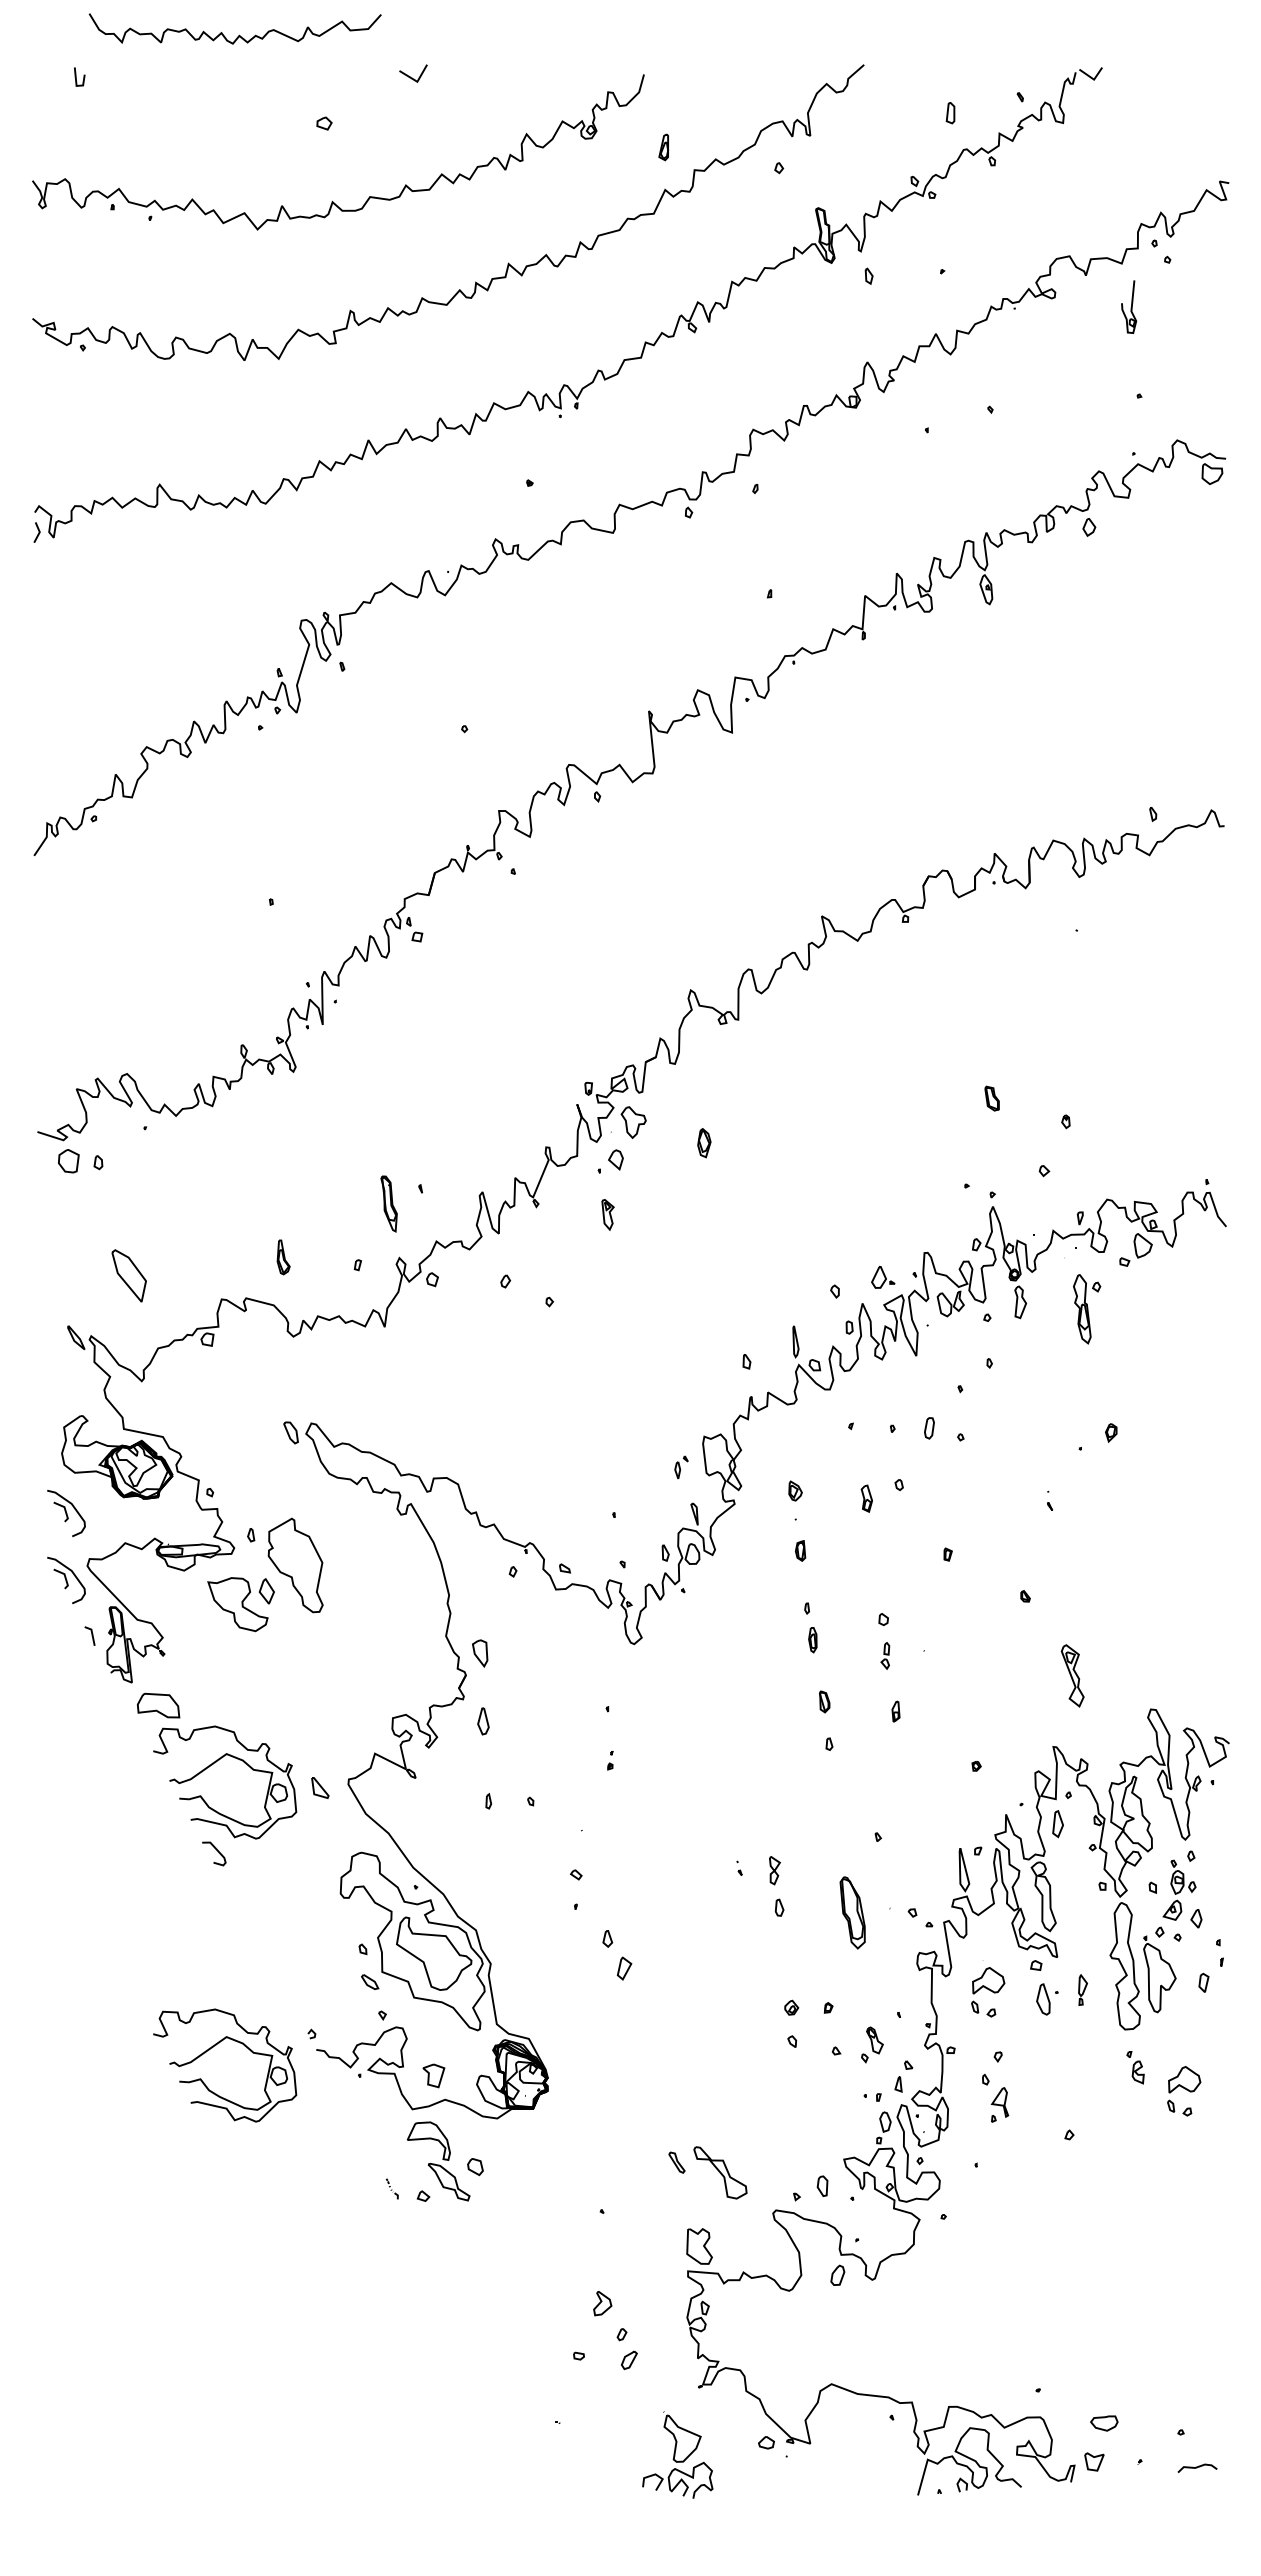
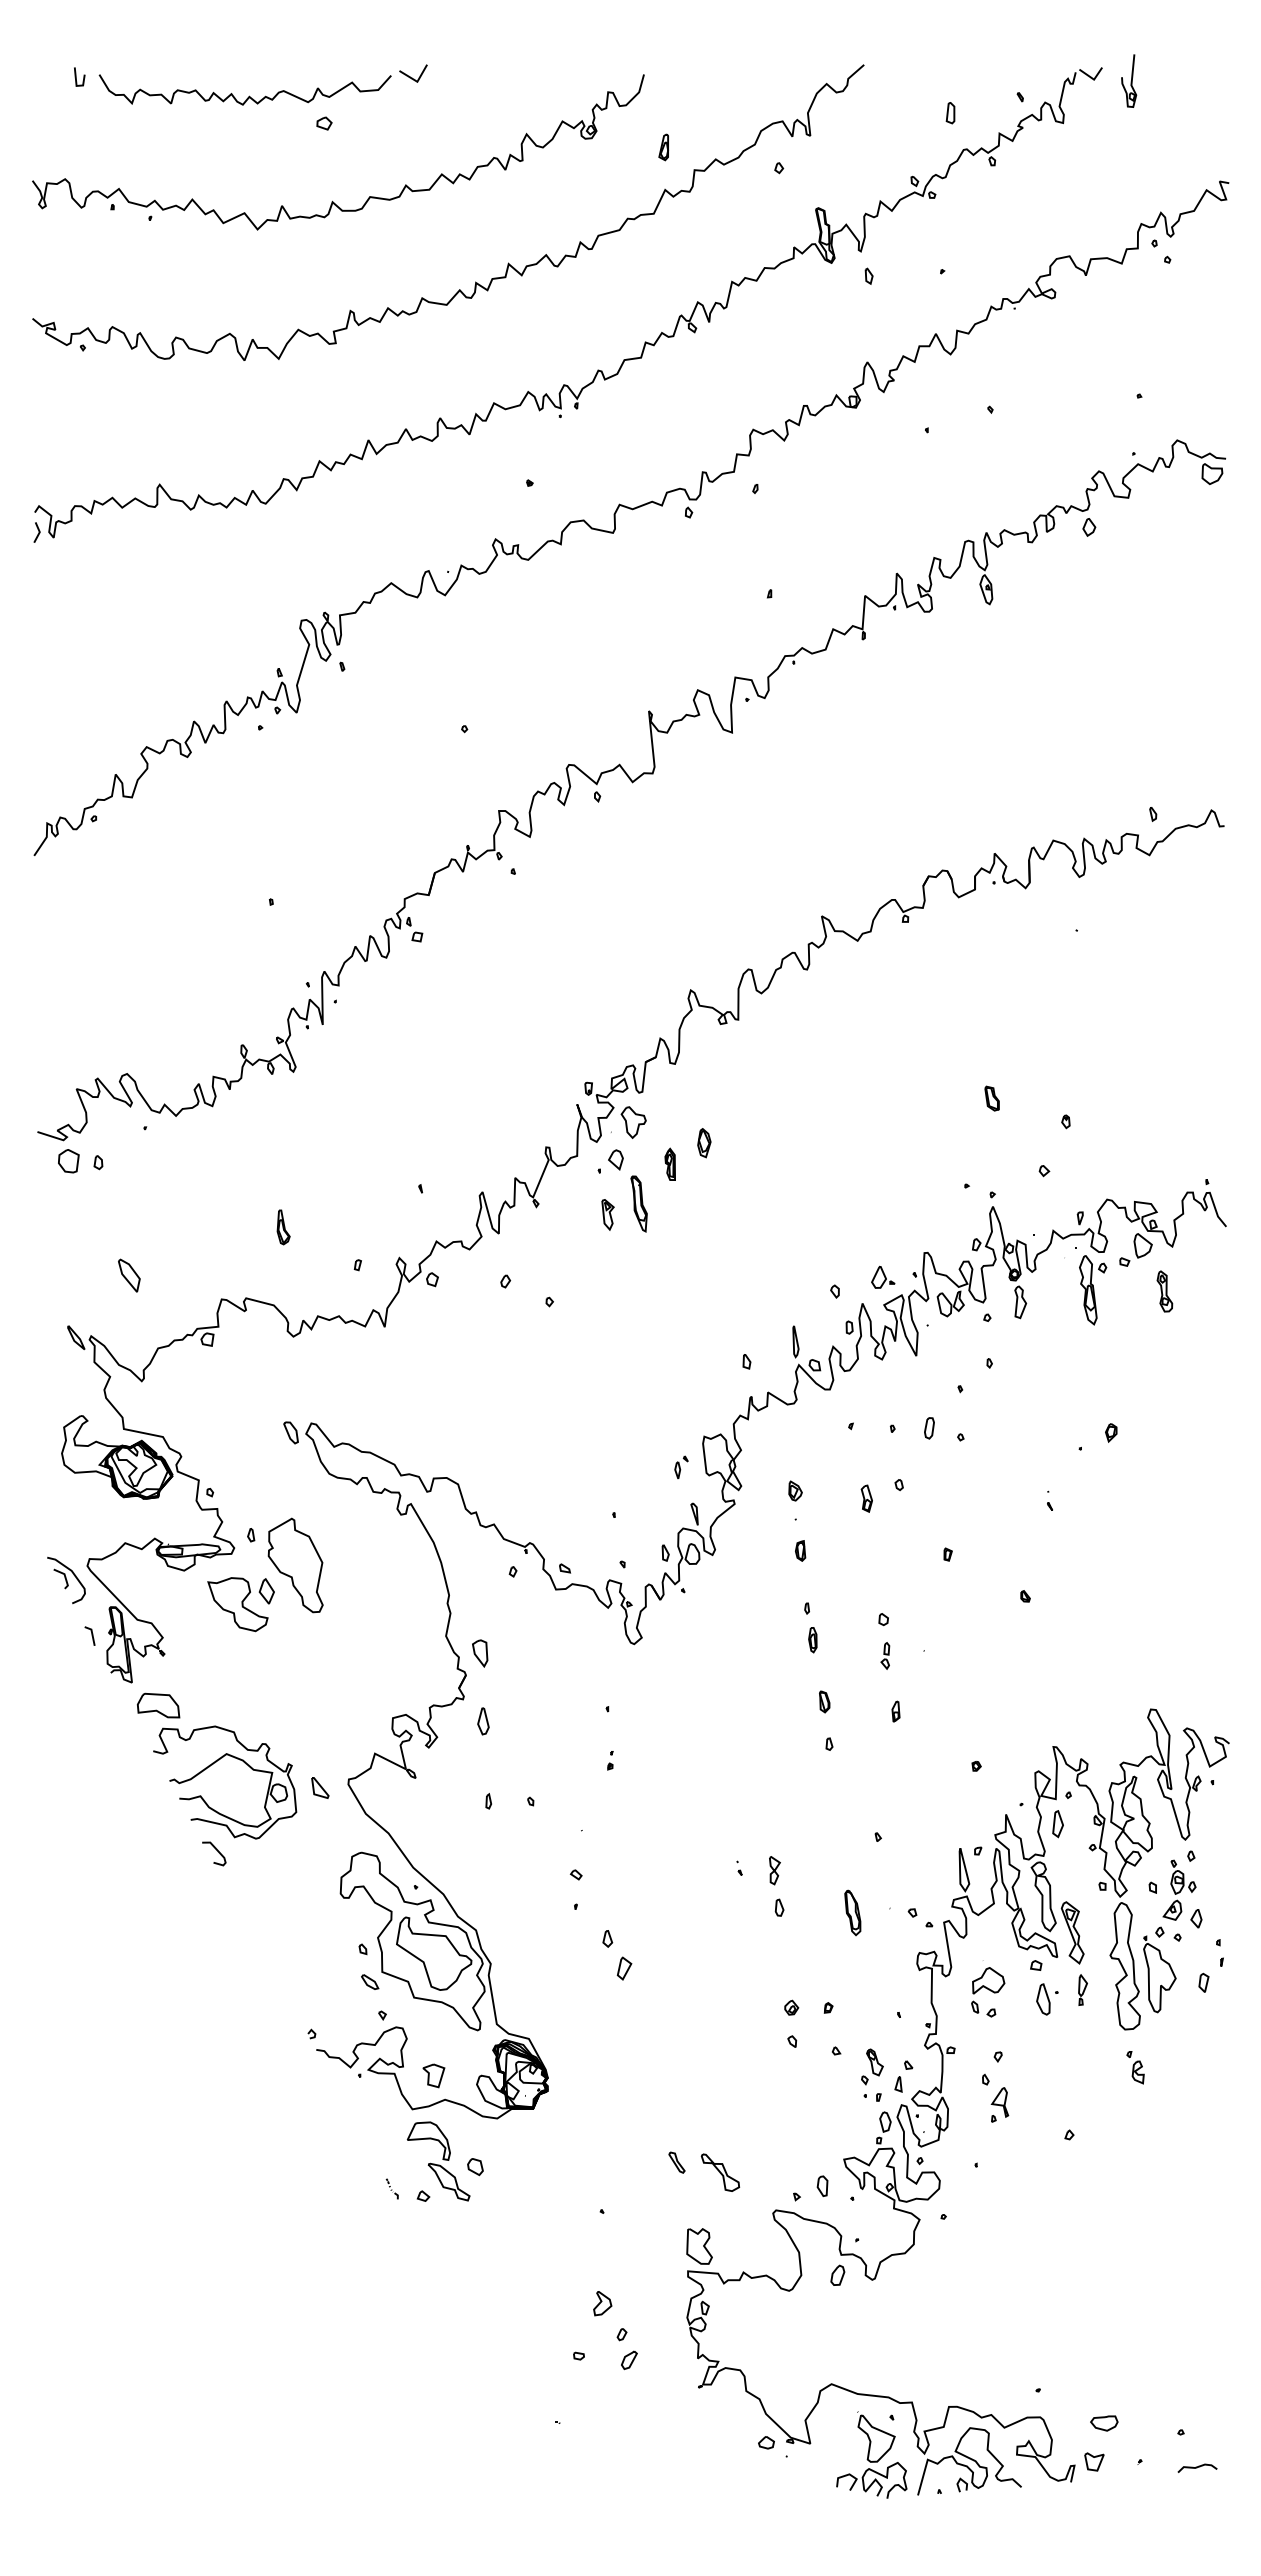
curve position: (239, 34) -> (249, 95) (249, 95)
part position: (1129, 306) -> (1129, 80) (1129, 80)
part: none -> present (669, 1163)
part position: (388, 1203) -> (638, 1203) (638, 1203)
part position: (283, 1257) -> (283, 1227) (283, 1227)
part size: 36x54 px -> 23x35 px (129, 1275)
part: none -> present (1164, 1291)
part position: (1087, 1309) -> (1093, 1290) (1093, 1290)
part: present -> none (66, 1513)
part position: (1072, 1675) -> (1072, 1932) (1072, 1932)
part size: 27x74 px -> 18x48 px (852, 1912)
part position: (872, 2044) -> (872, 2066) (872, 2066)
part: present -> none (212, 2048)
part: present -> none (1184, 2091)
part size: 55x54 px -> 41x39 px (720, 2172)
part position: (677, 2454) -> (871, 2454) (871, 2454)
